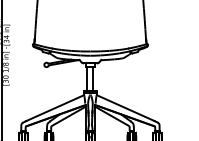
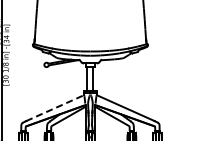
line: solid -> dashed (55, 108)
